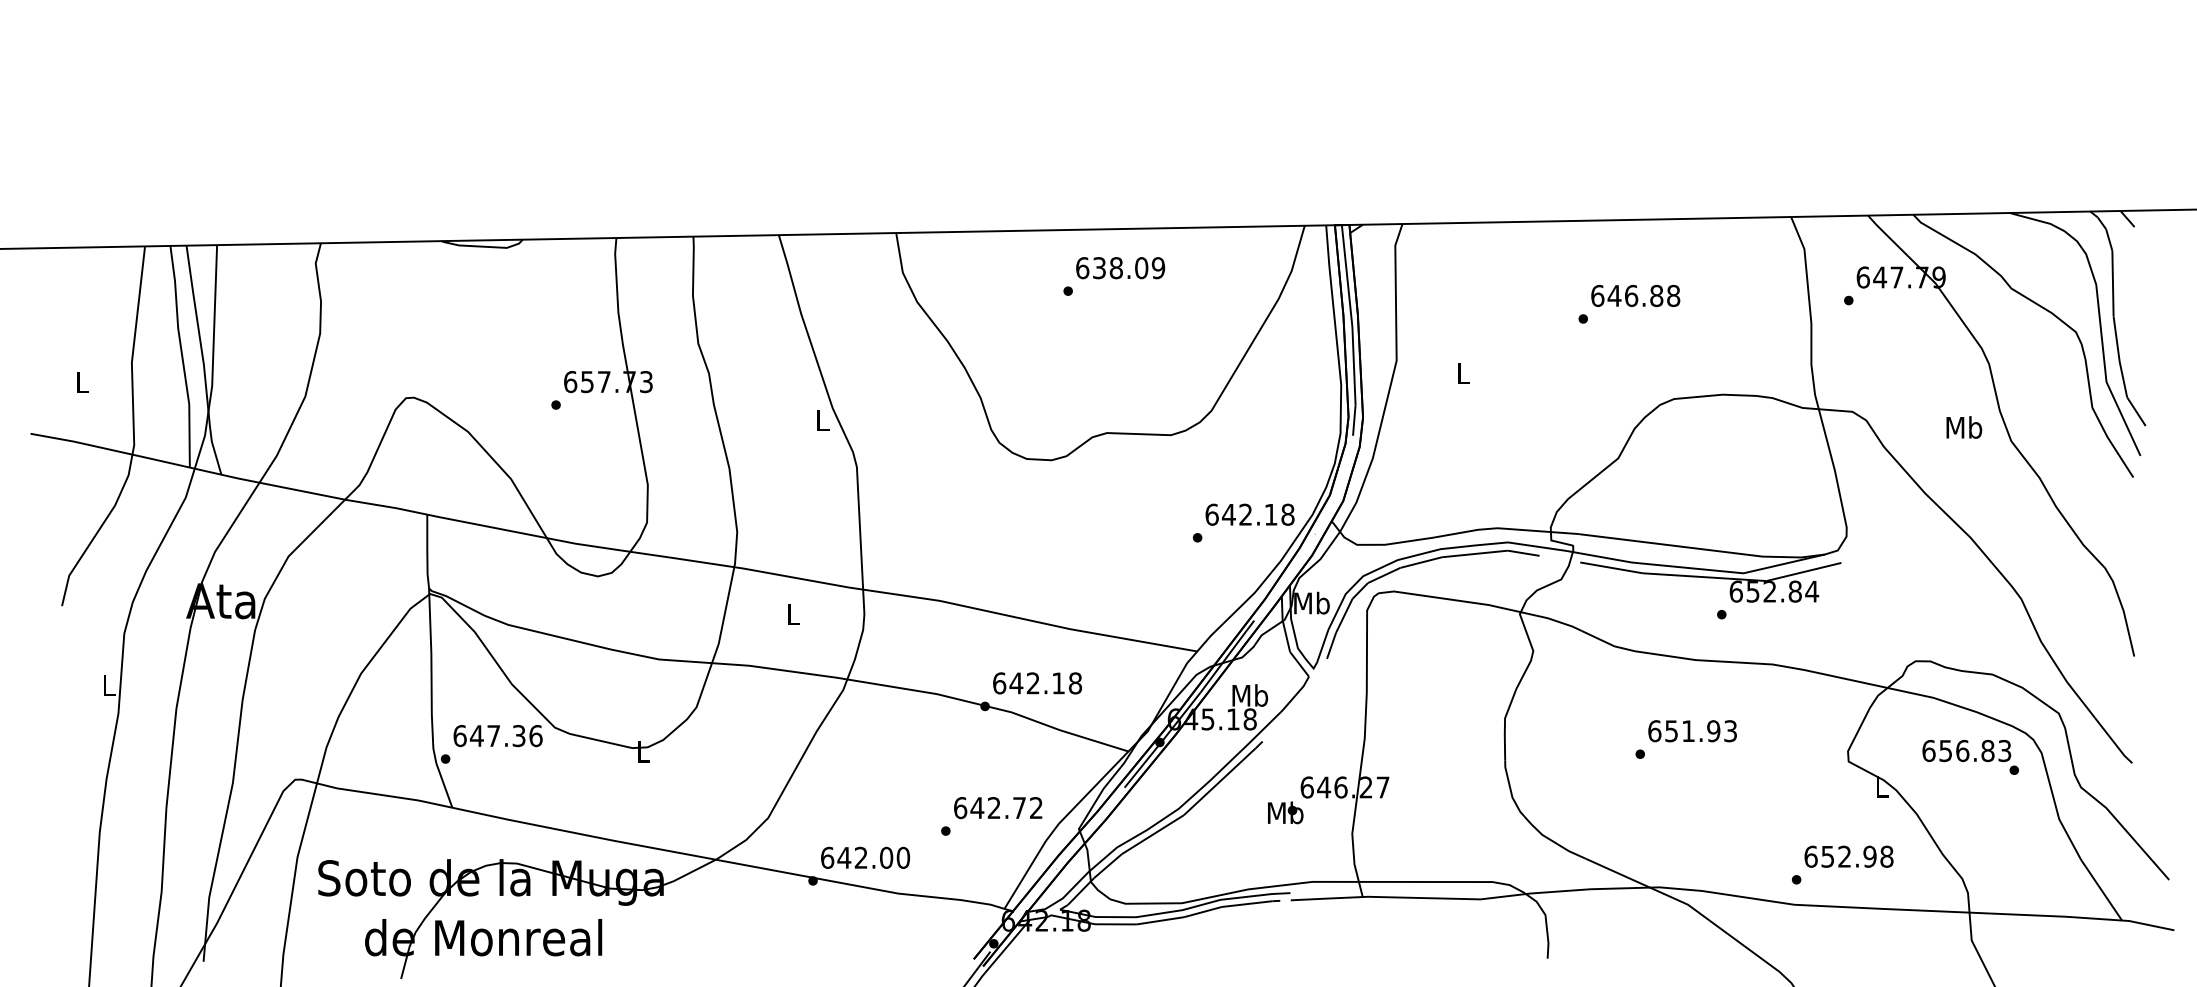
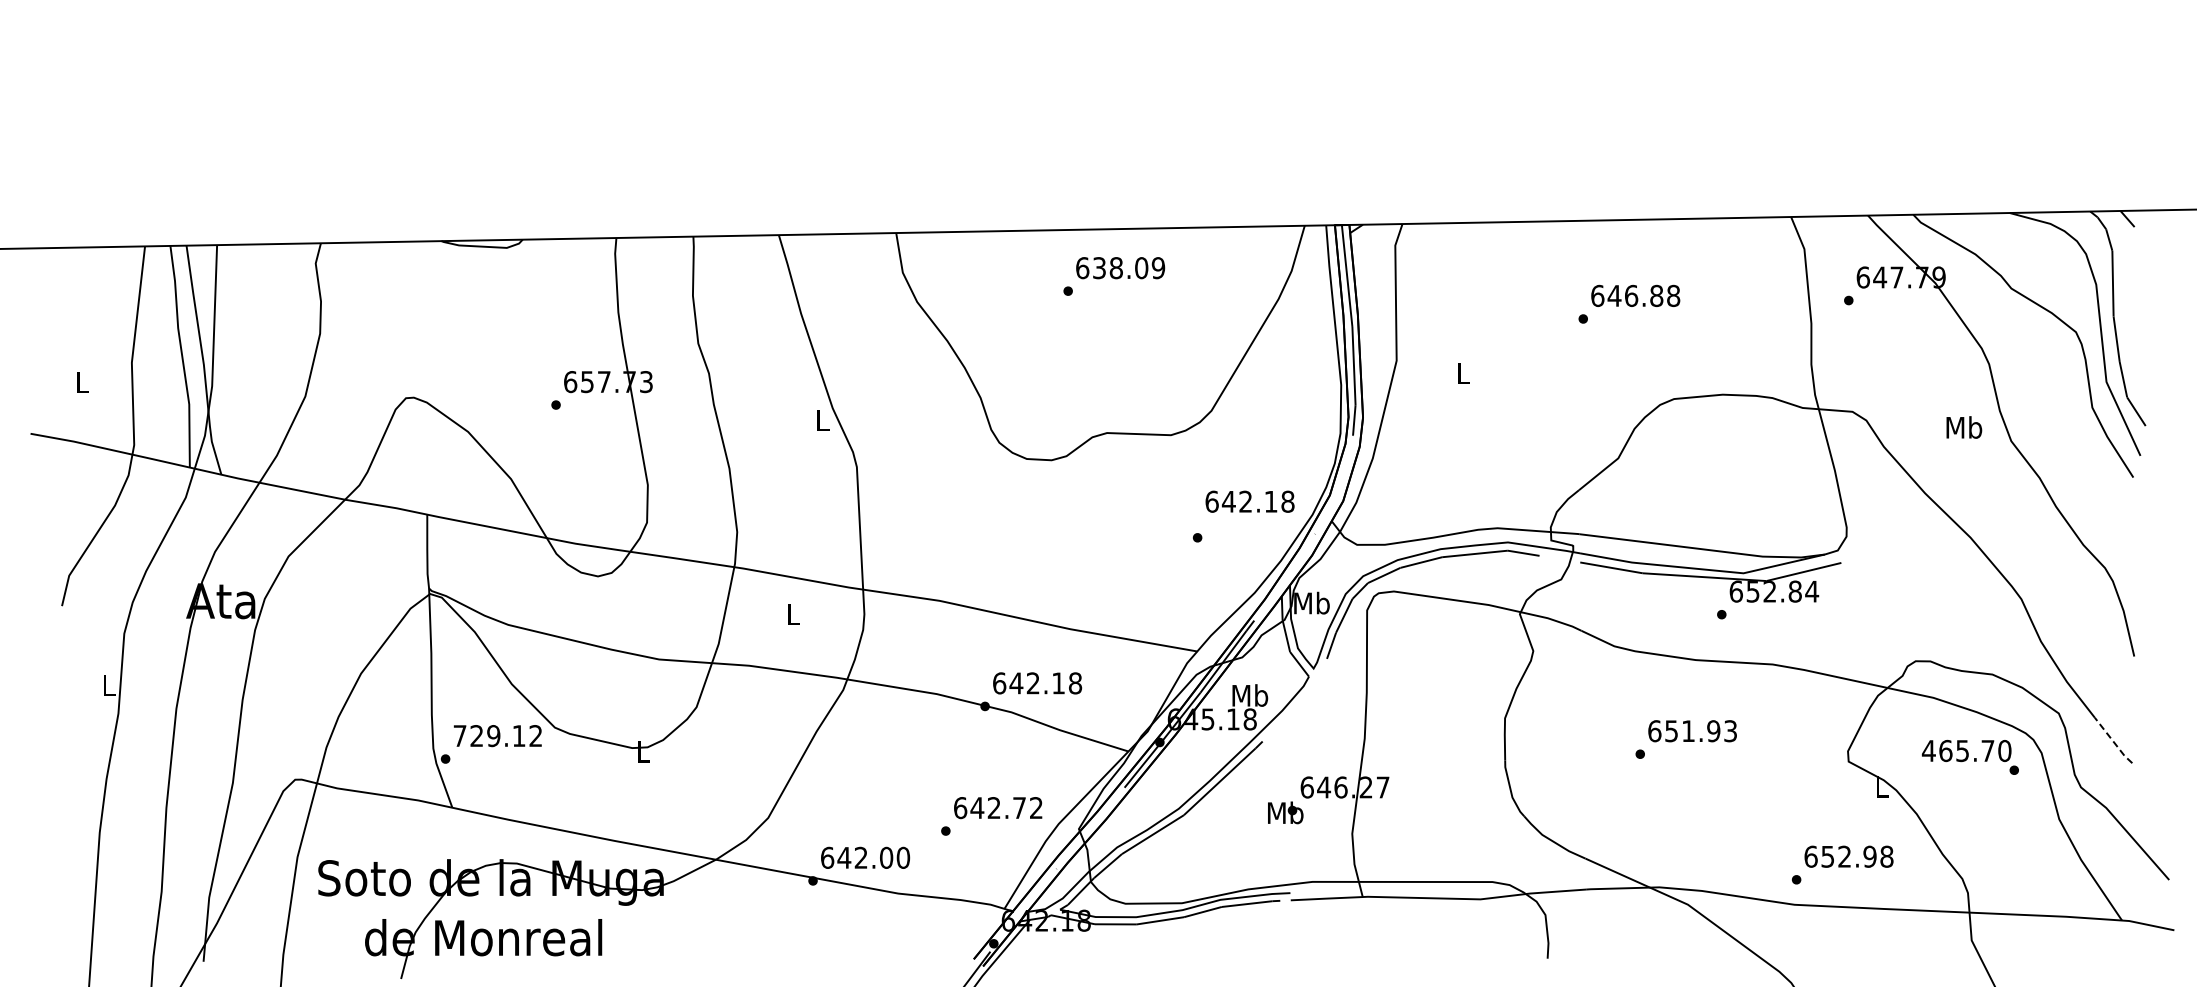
text position: (1249, 514) -> (1249, 501) (1249, 501)
text: 647.36 -> 729.12 (497, 736)
line: solid -> dashed (2113, 741)
text: 656.83 -> 465.70 (1966, 750)
